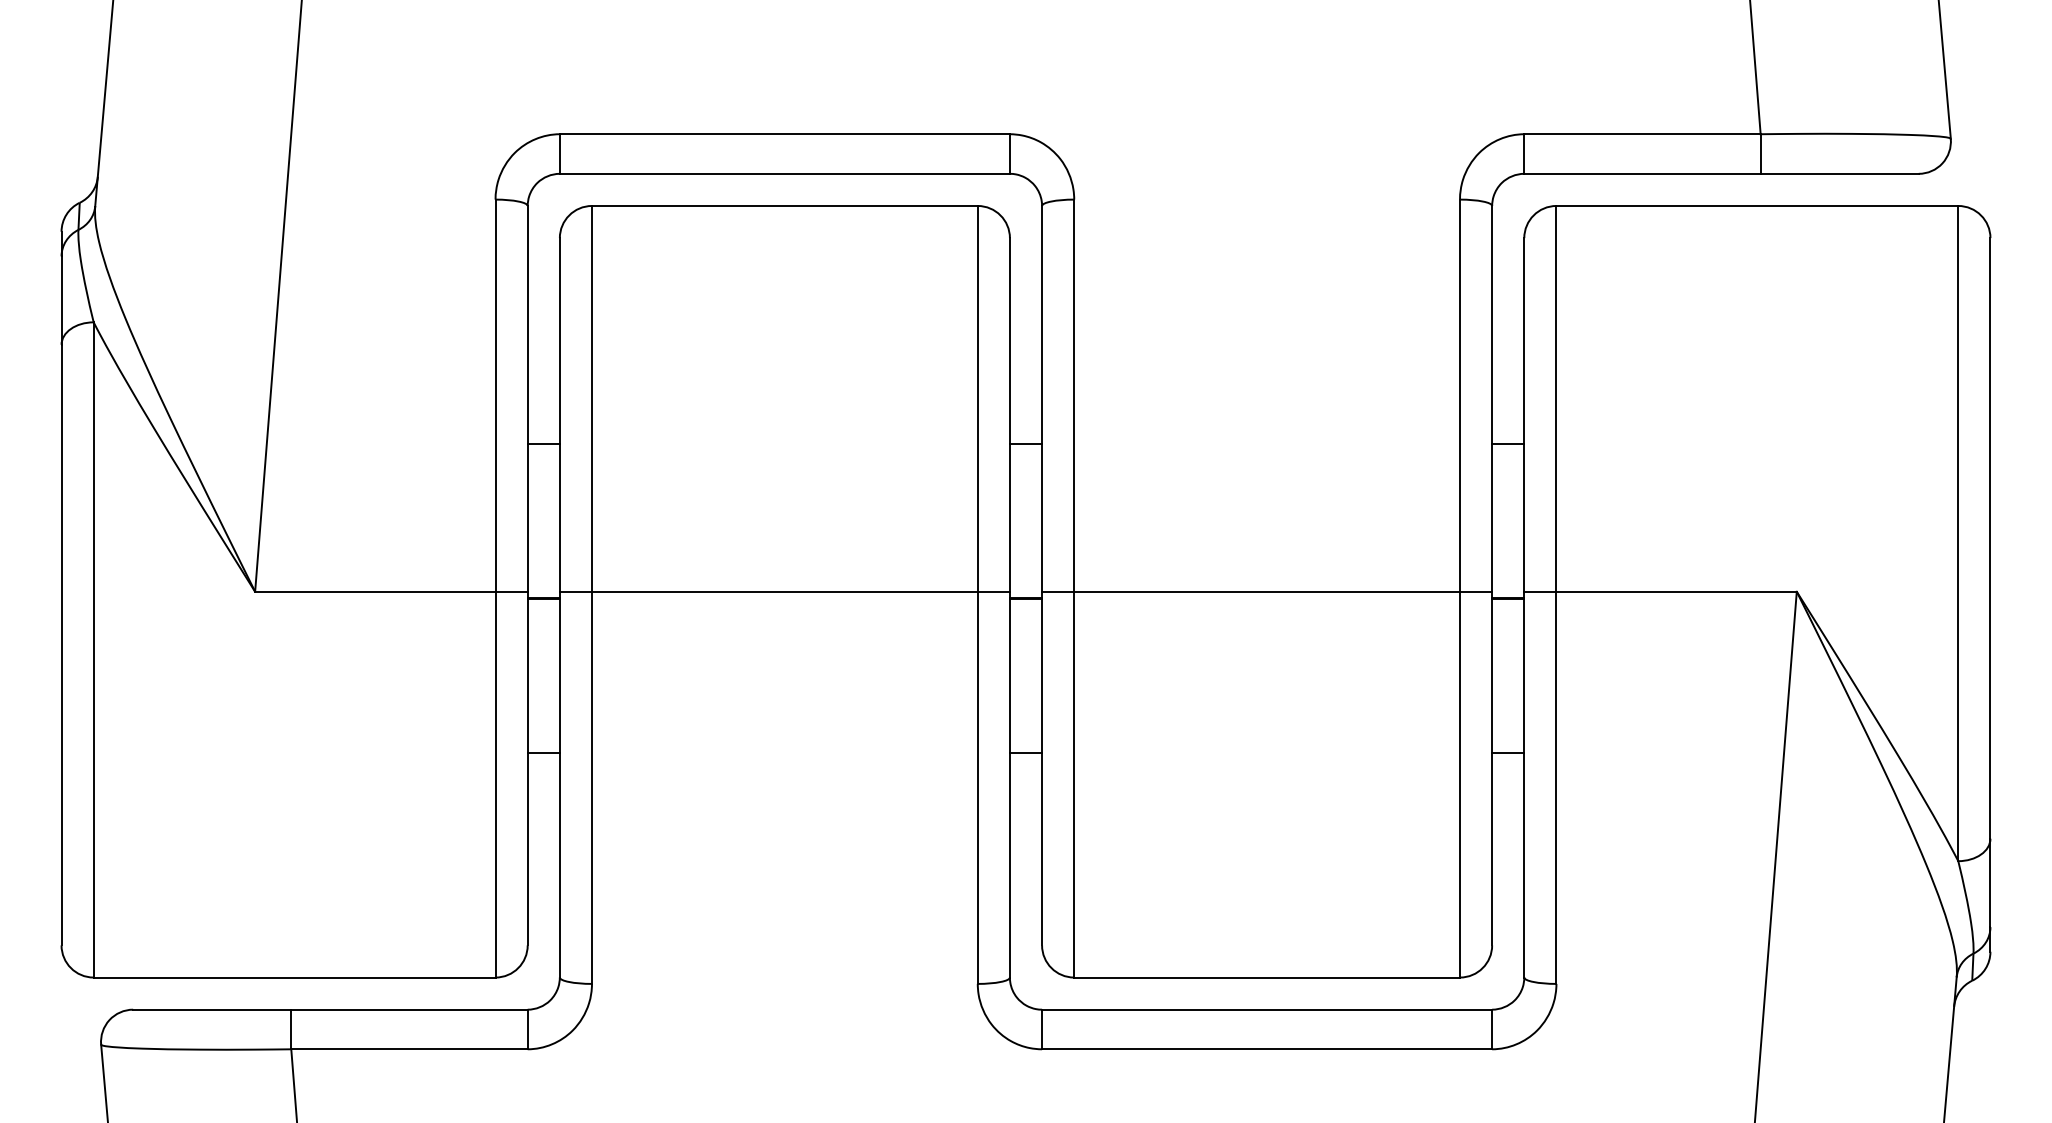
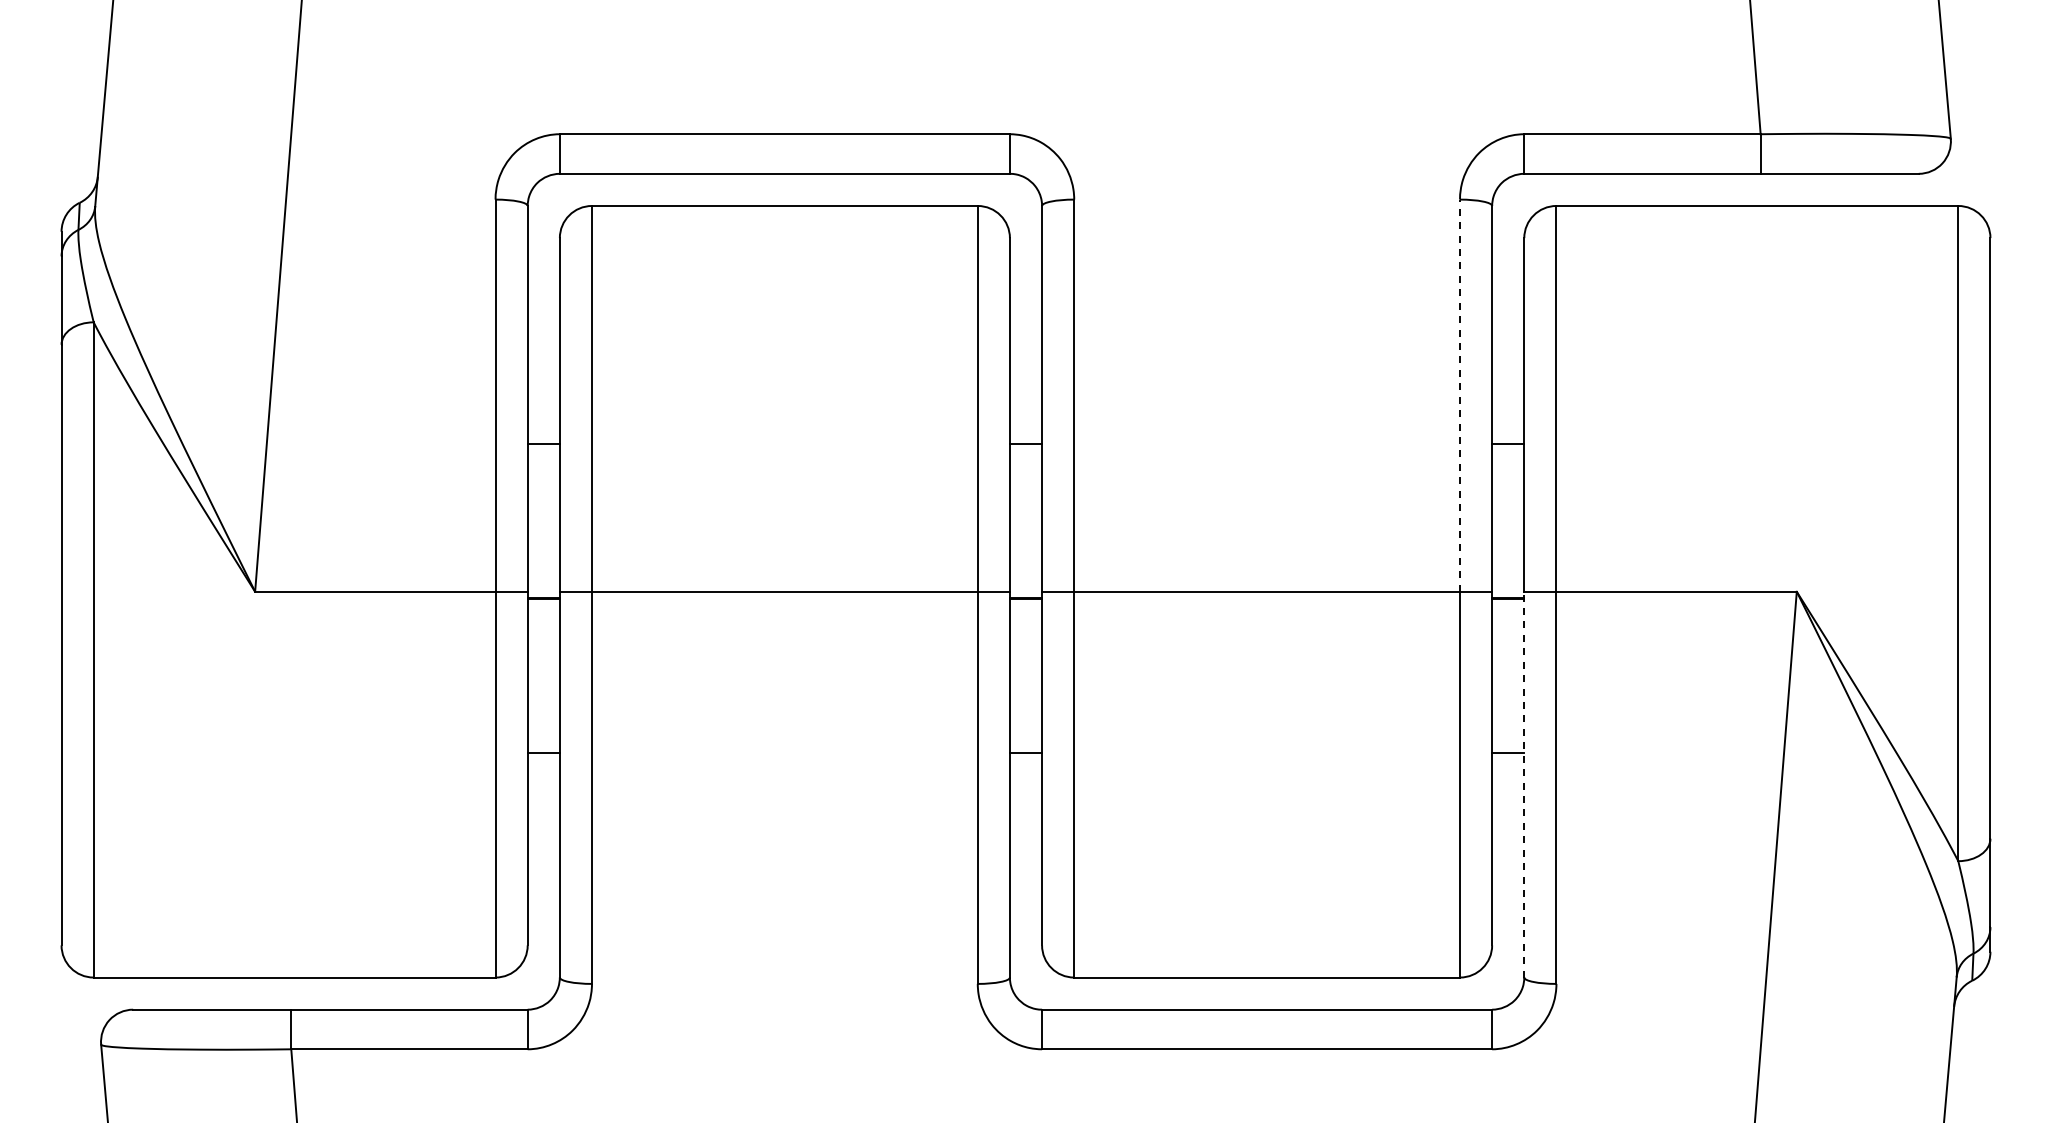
line: solid -> dashed (1460, 395)
line: solid -> dashed (1524, 784)
